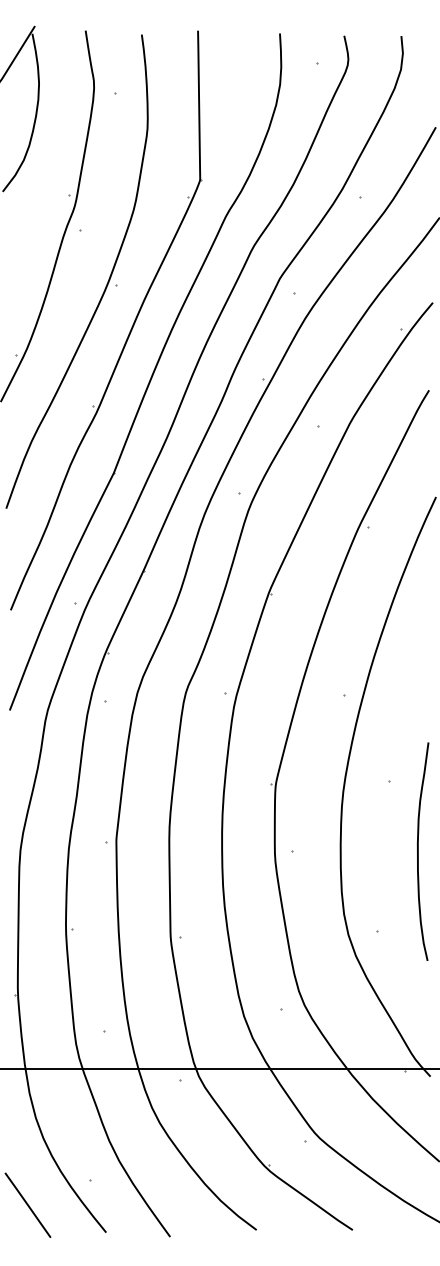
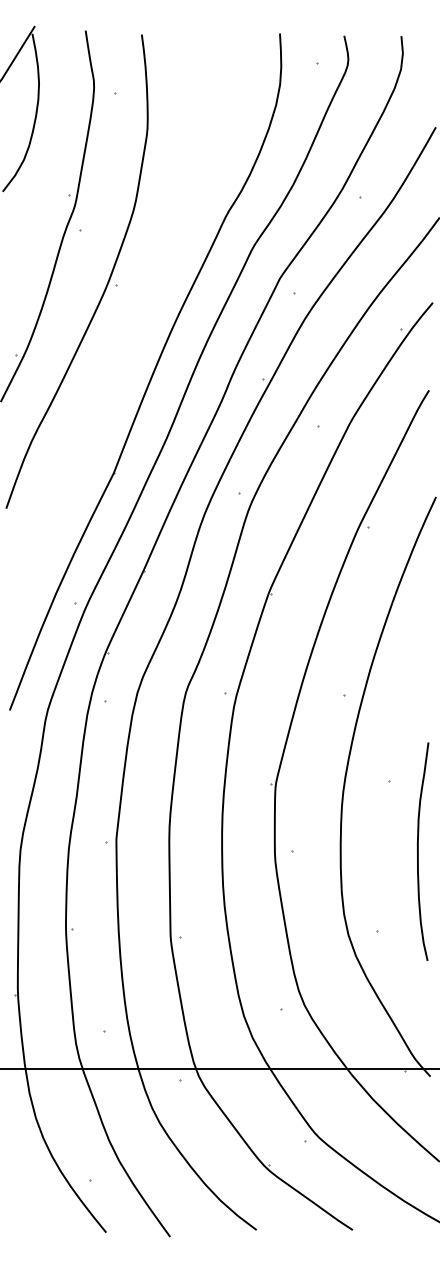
part: present -> none (129, 331)
line: present -> none (27, 1204)
